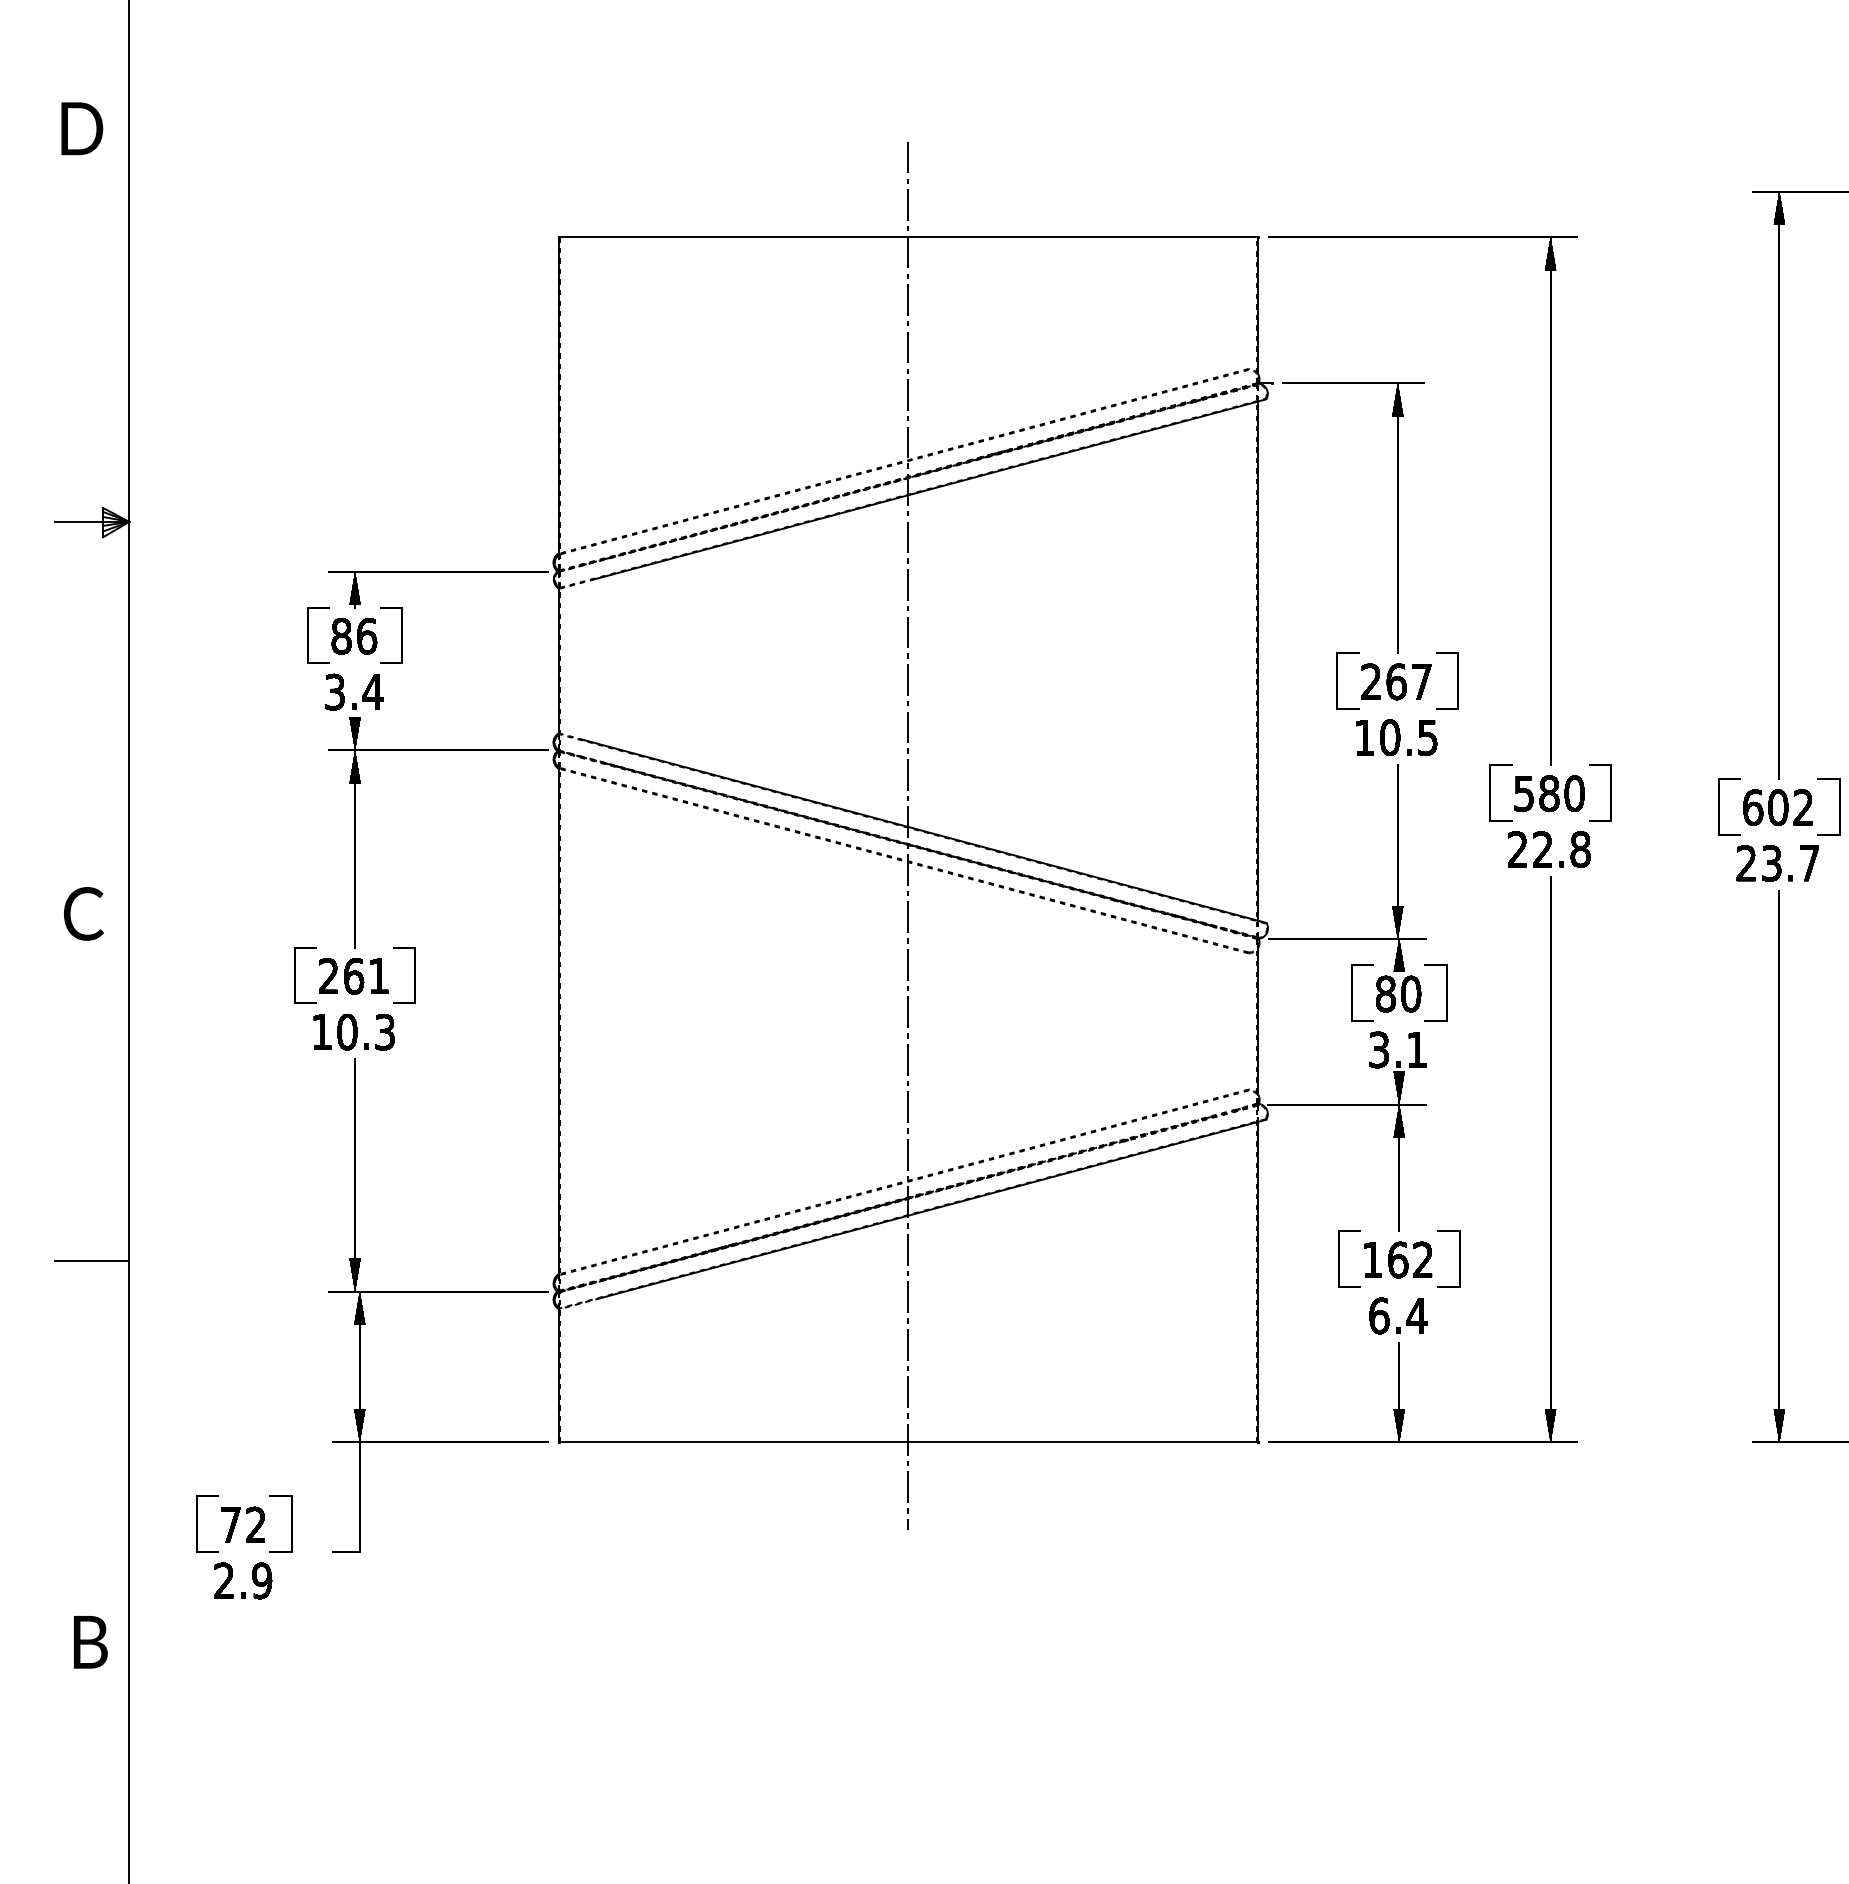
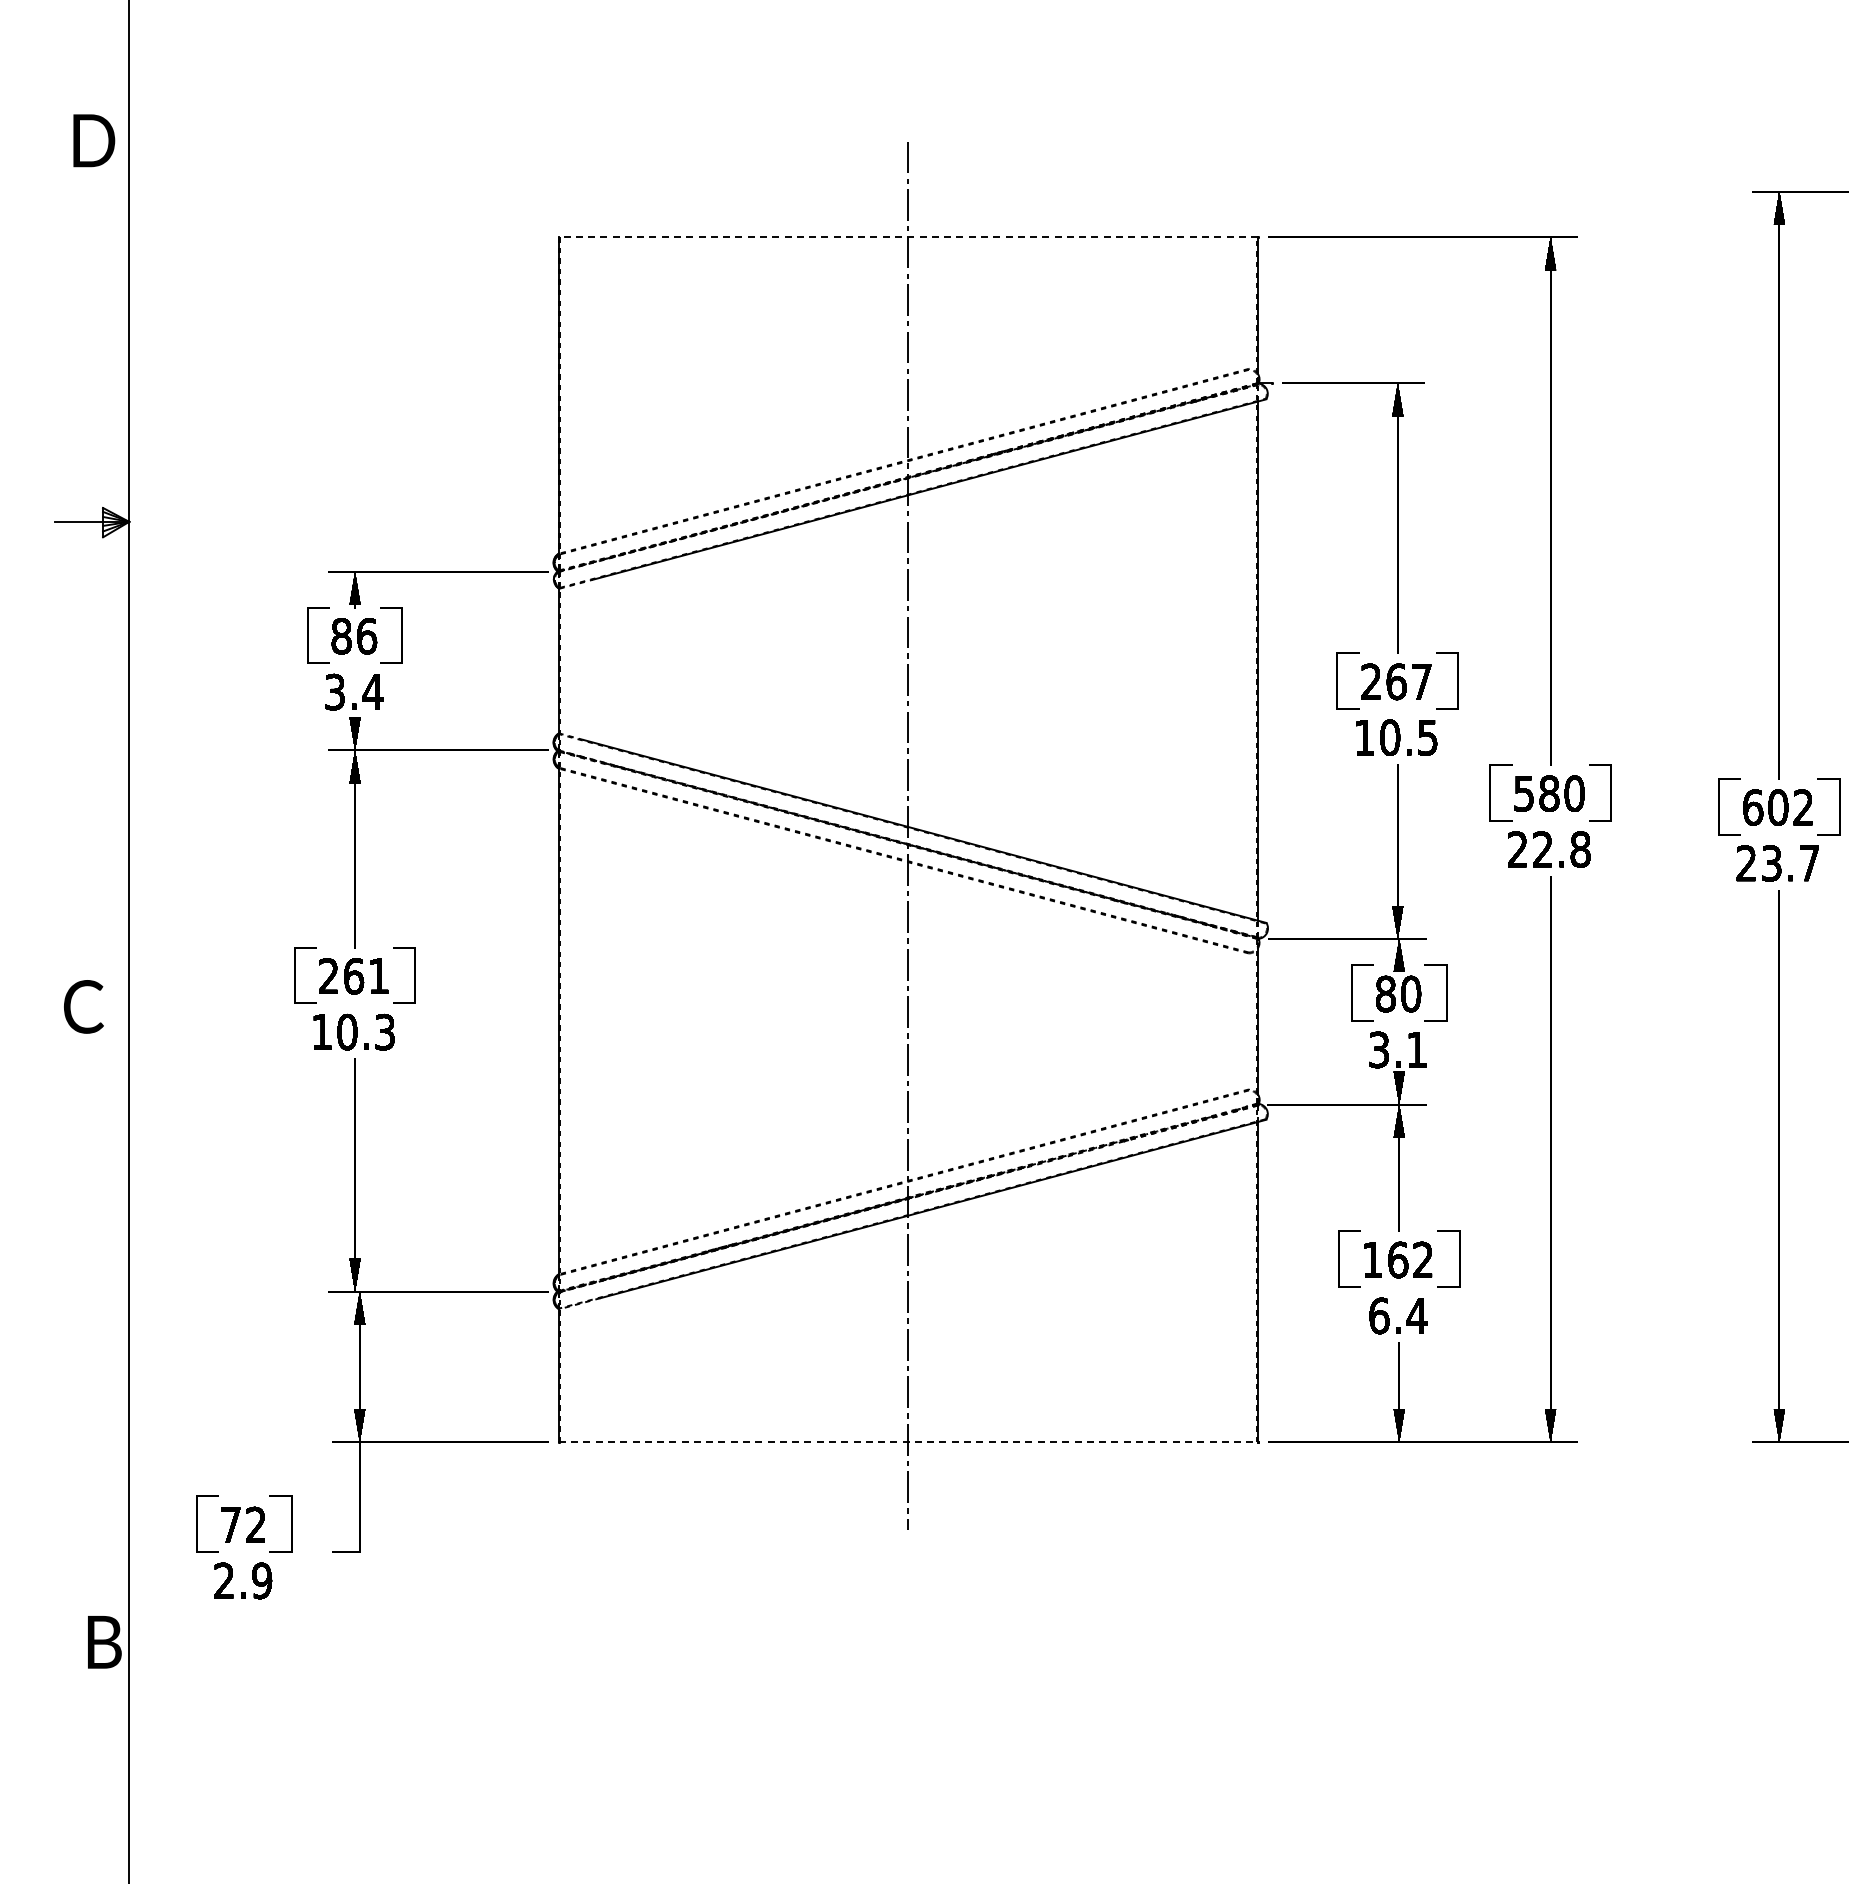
text position: (82, 128) -> (94, 140) (94, 140)
line: solid -> dashed (908, 237)
text position: (83, 913) -> (83, 1006) (83, 1006)
line: present -> none (92, 1260)
line: solid -> dashed (908, 1442)
text position: (90, 1642) -> (104, 1642) (104, 1642)
